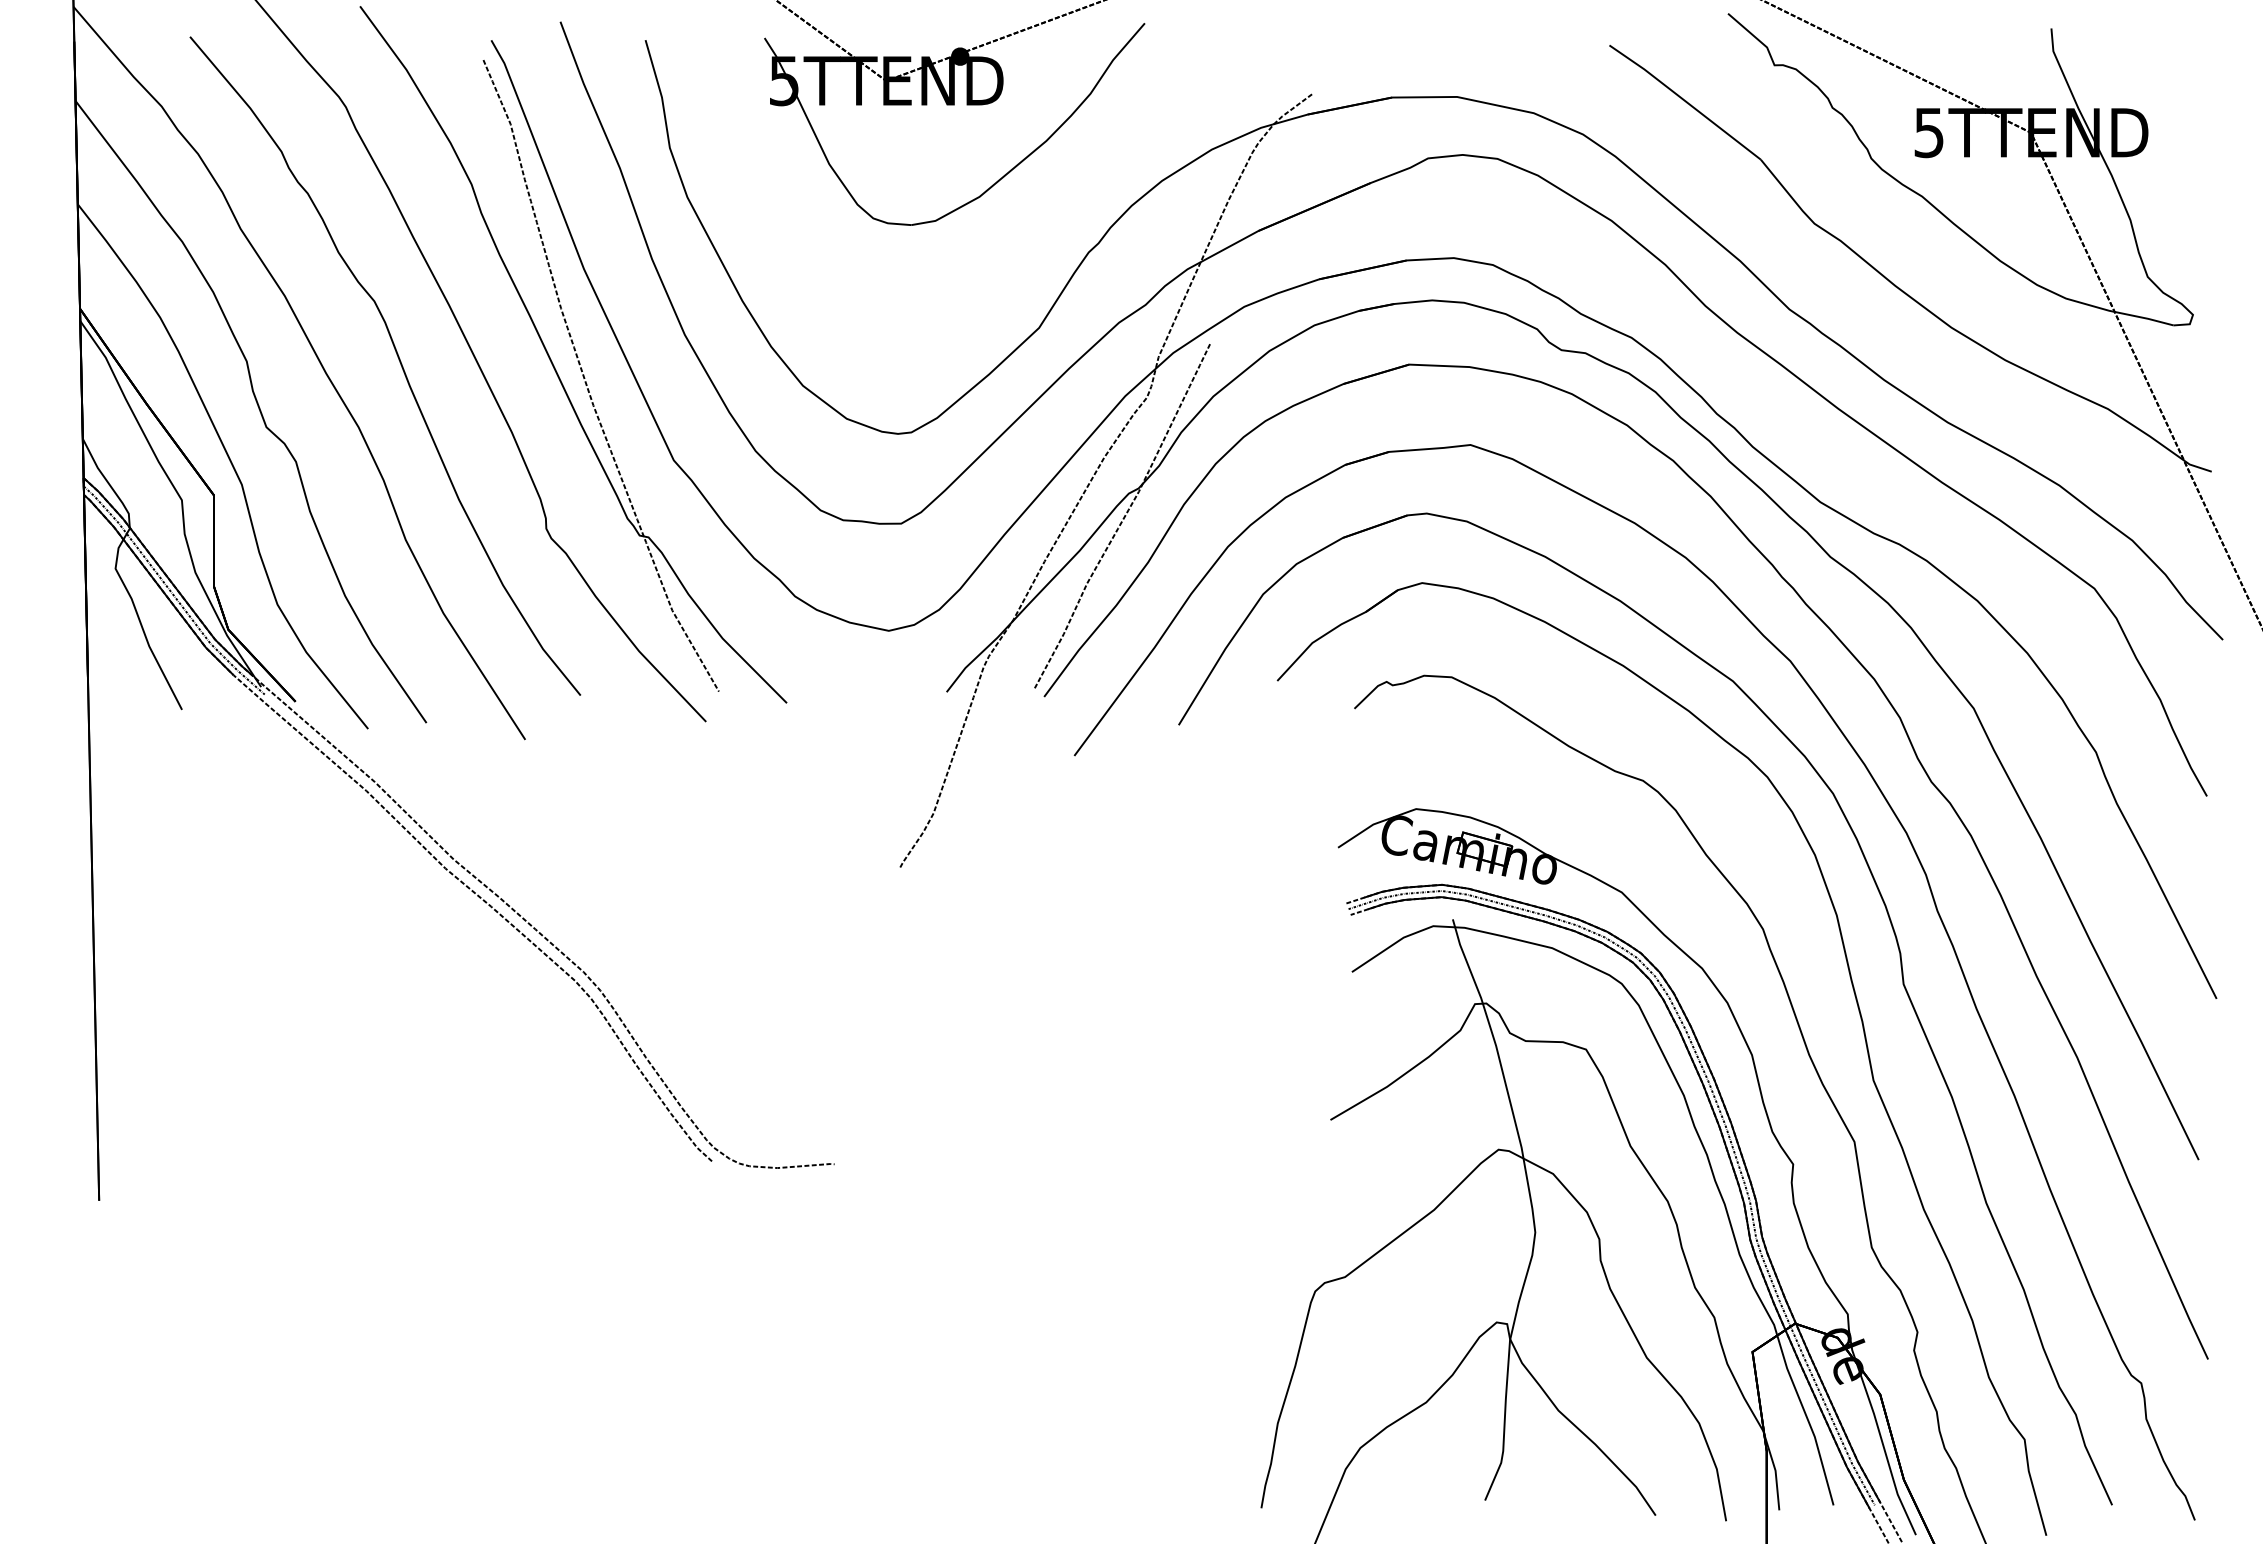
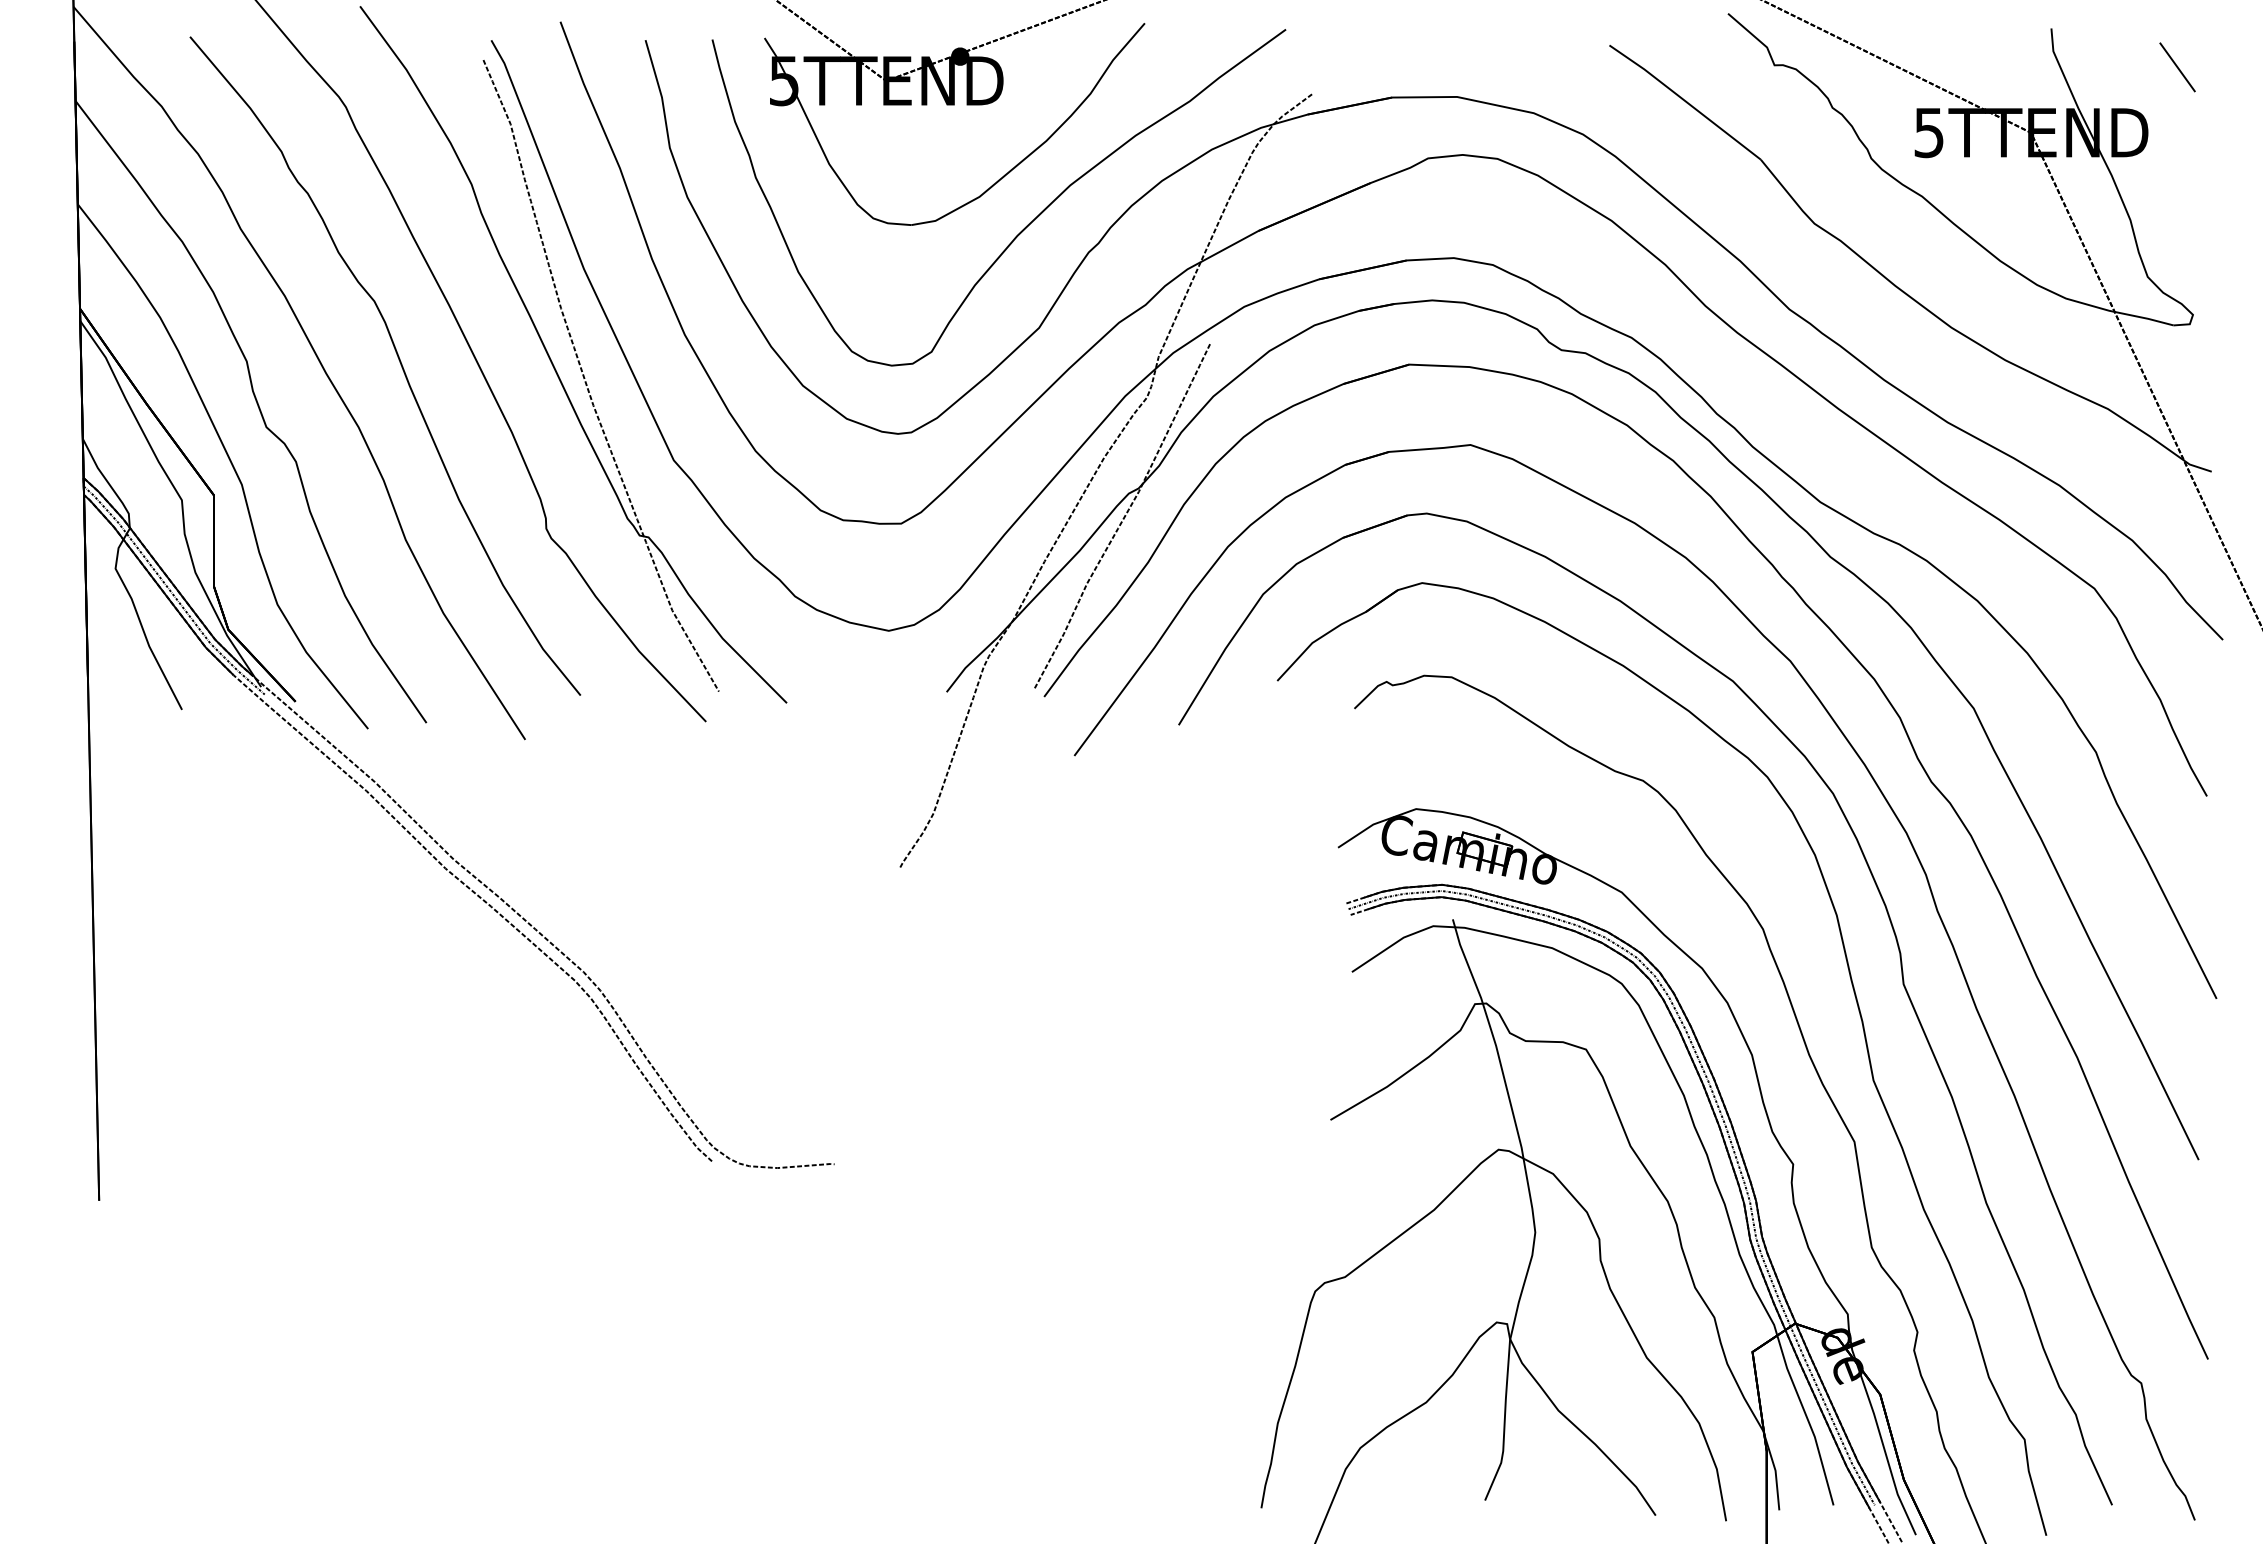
line: none -> present (2177, 67)
curve: none -> present (1026, 225)
